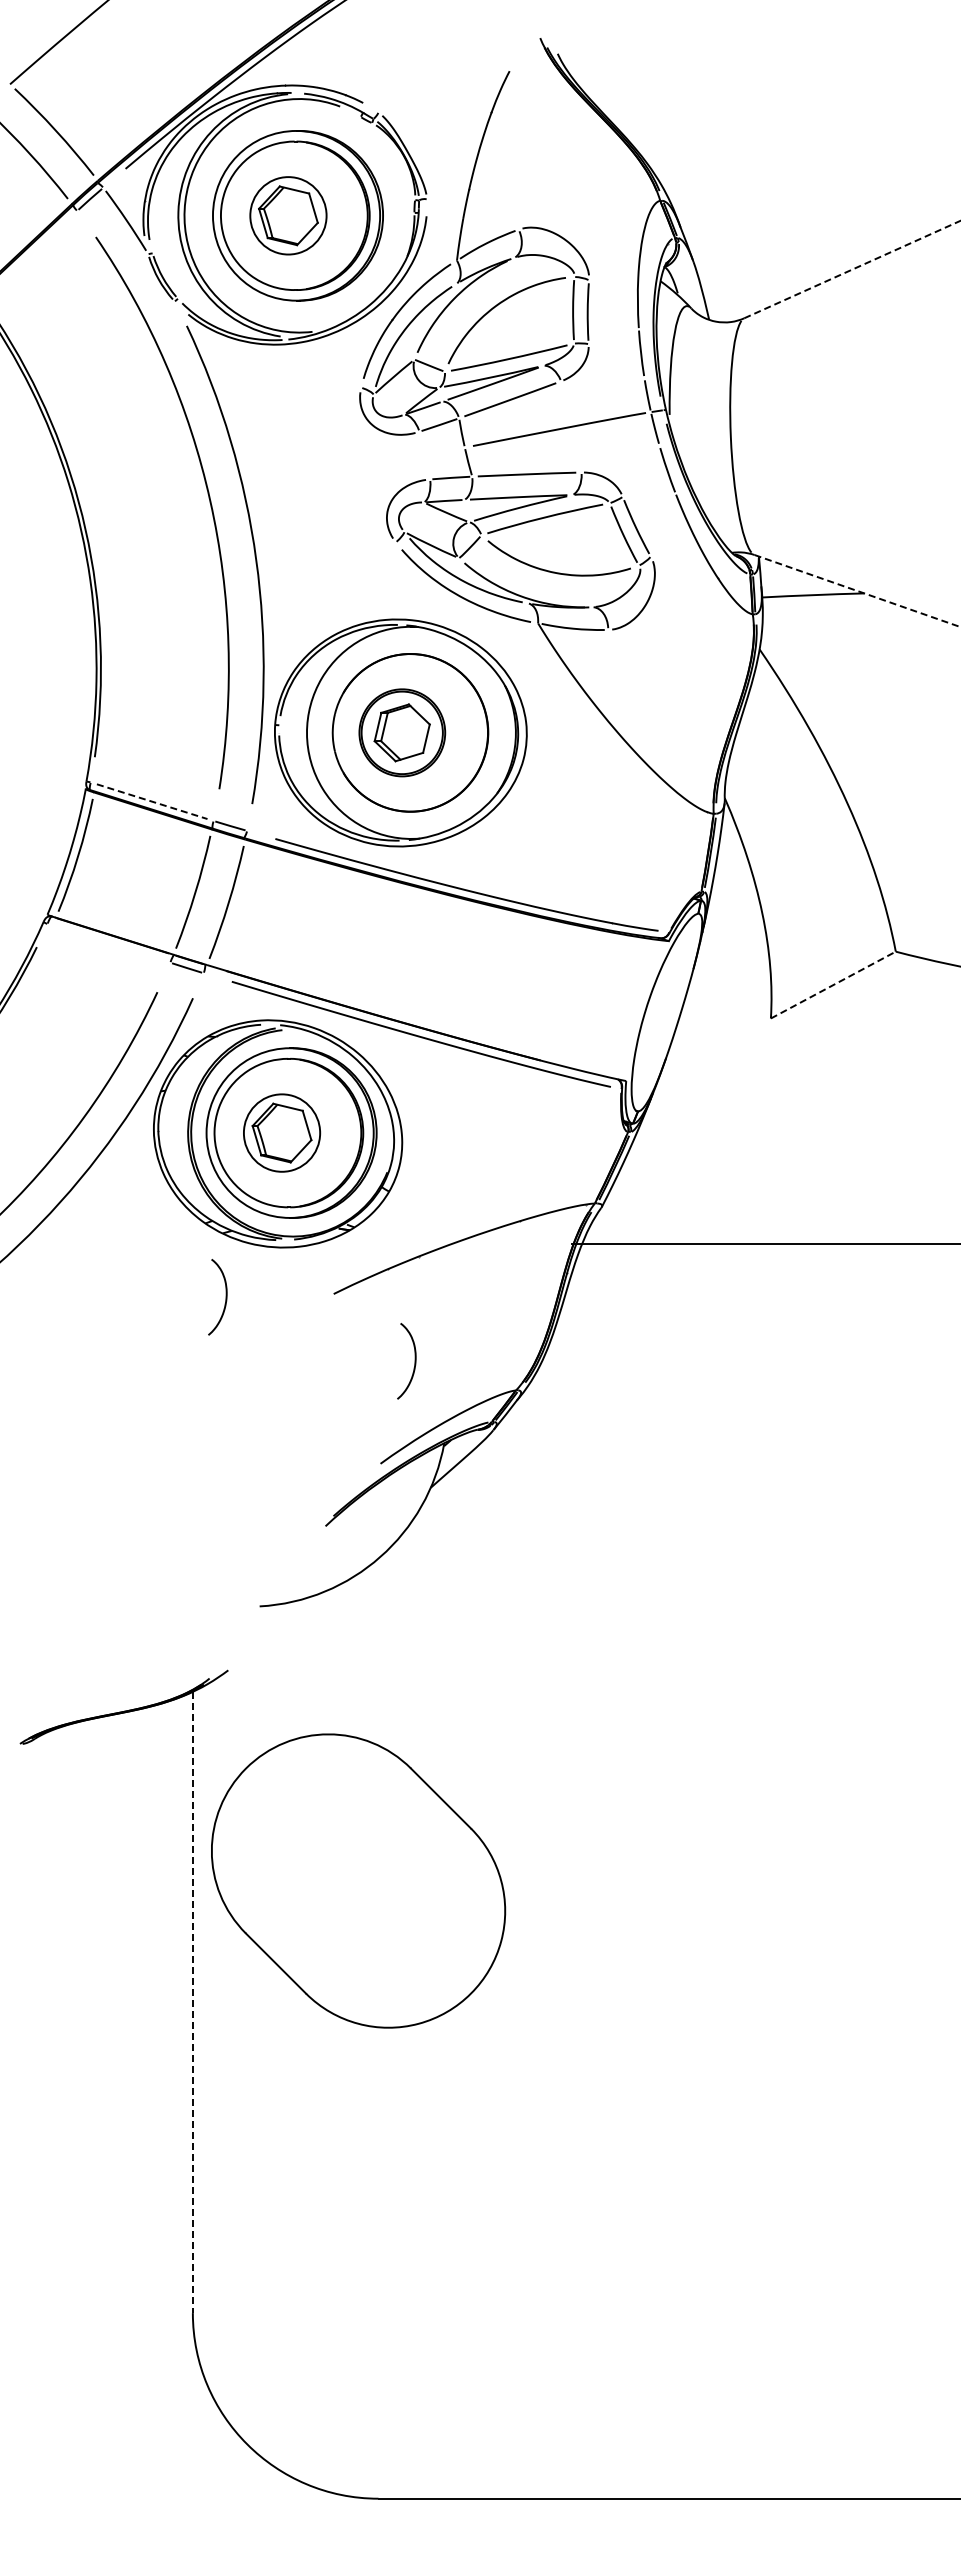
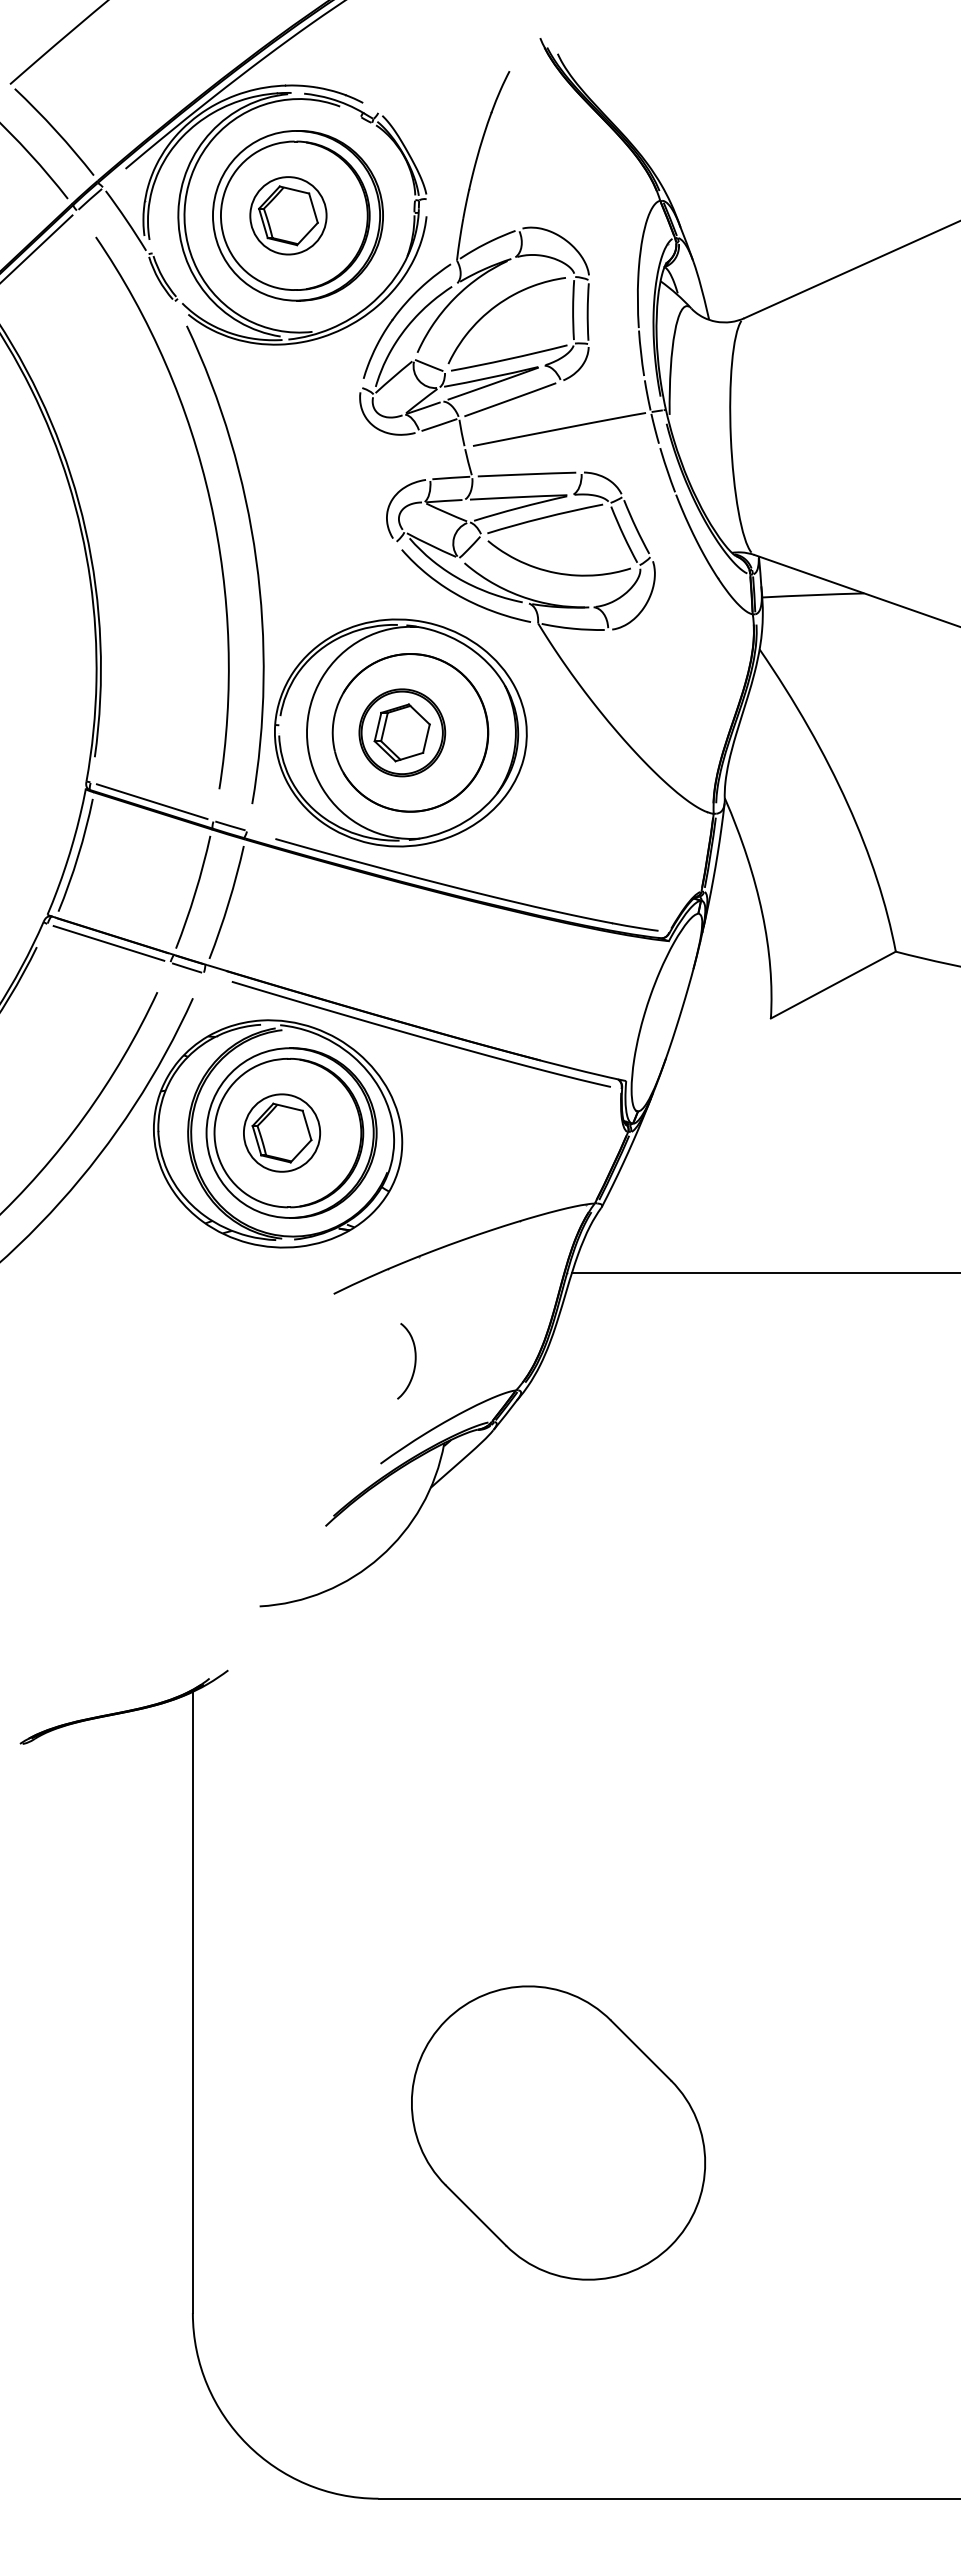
line: none -> present (37, 248)
line: dashed -> solid (852, 269)
line: dashed -> solid (857, 591)
line: dashed -> solid (152, 801)
line: none -> present (108, 943)
line: dashed -> solid (833, 985)
line position: (764, 1244) -> (764, 1273) (764, 1273)
curve: present -> none (225, 1297)
part position: (358, 1880) -> (558, 2132) (558, 2132)
line: dashed -> solid (192, 2002)
